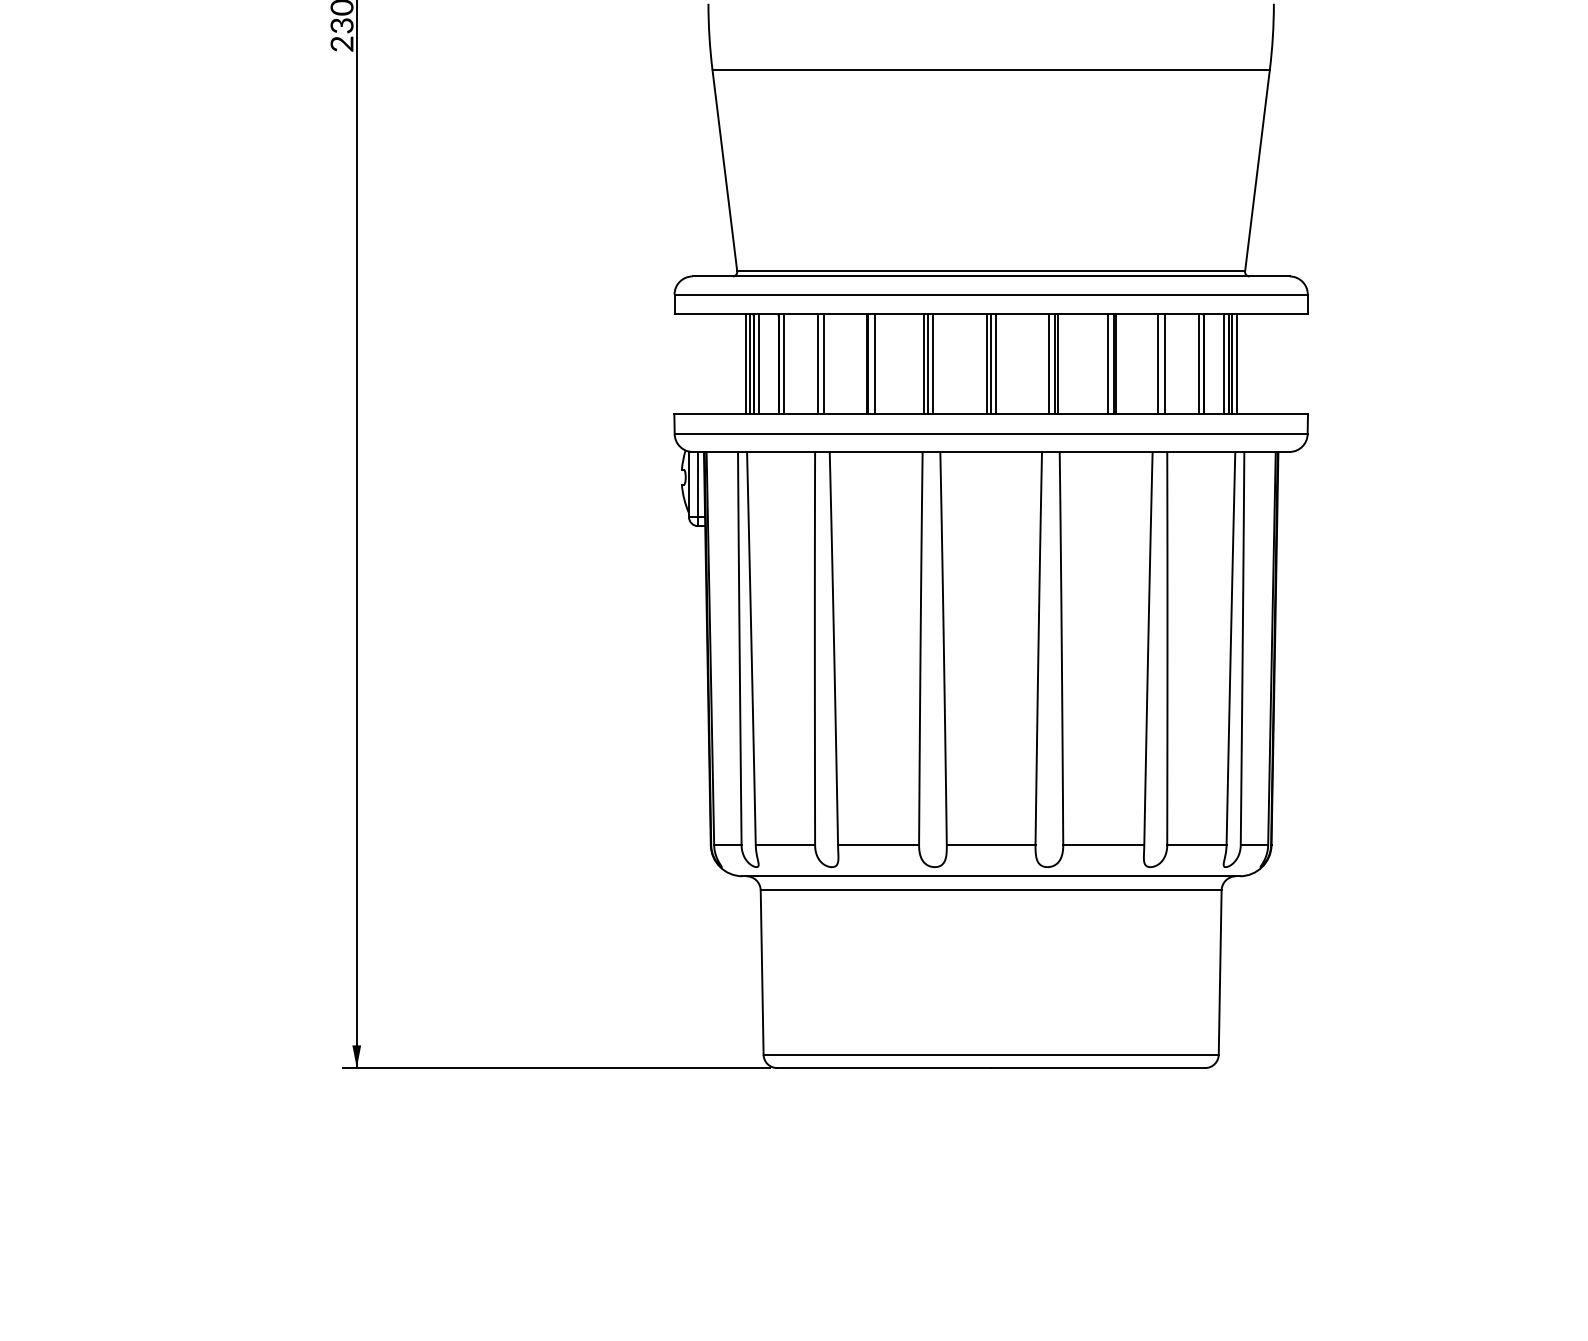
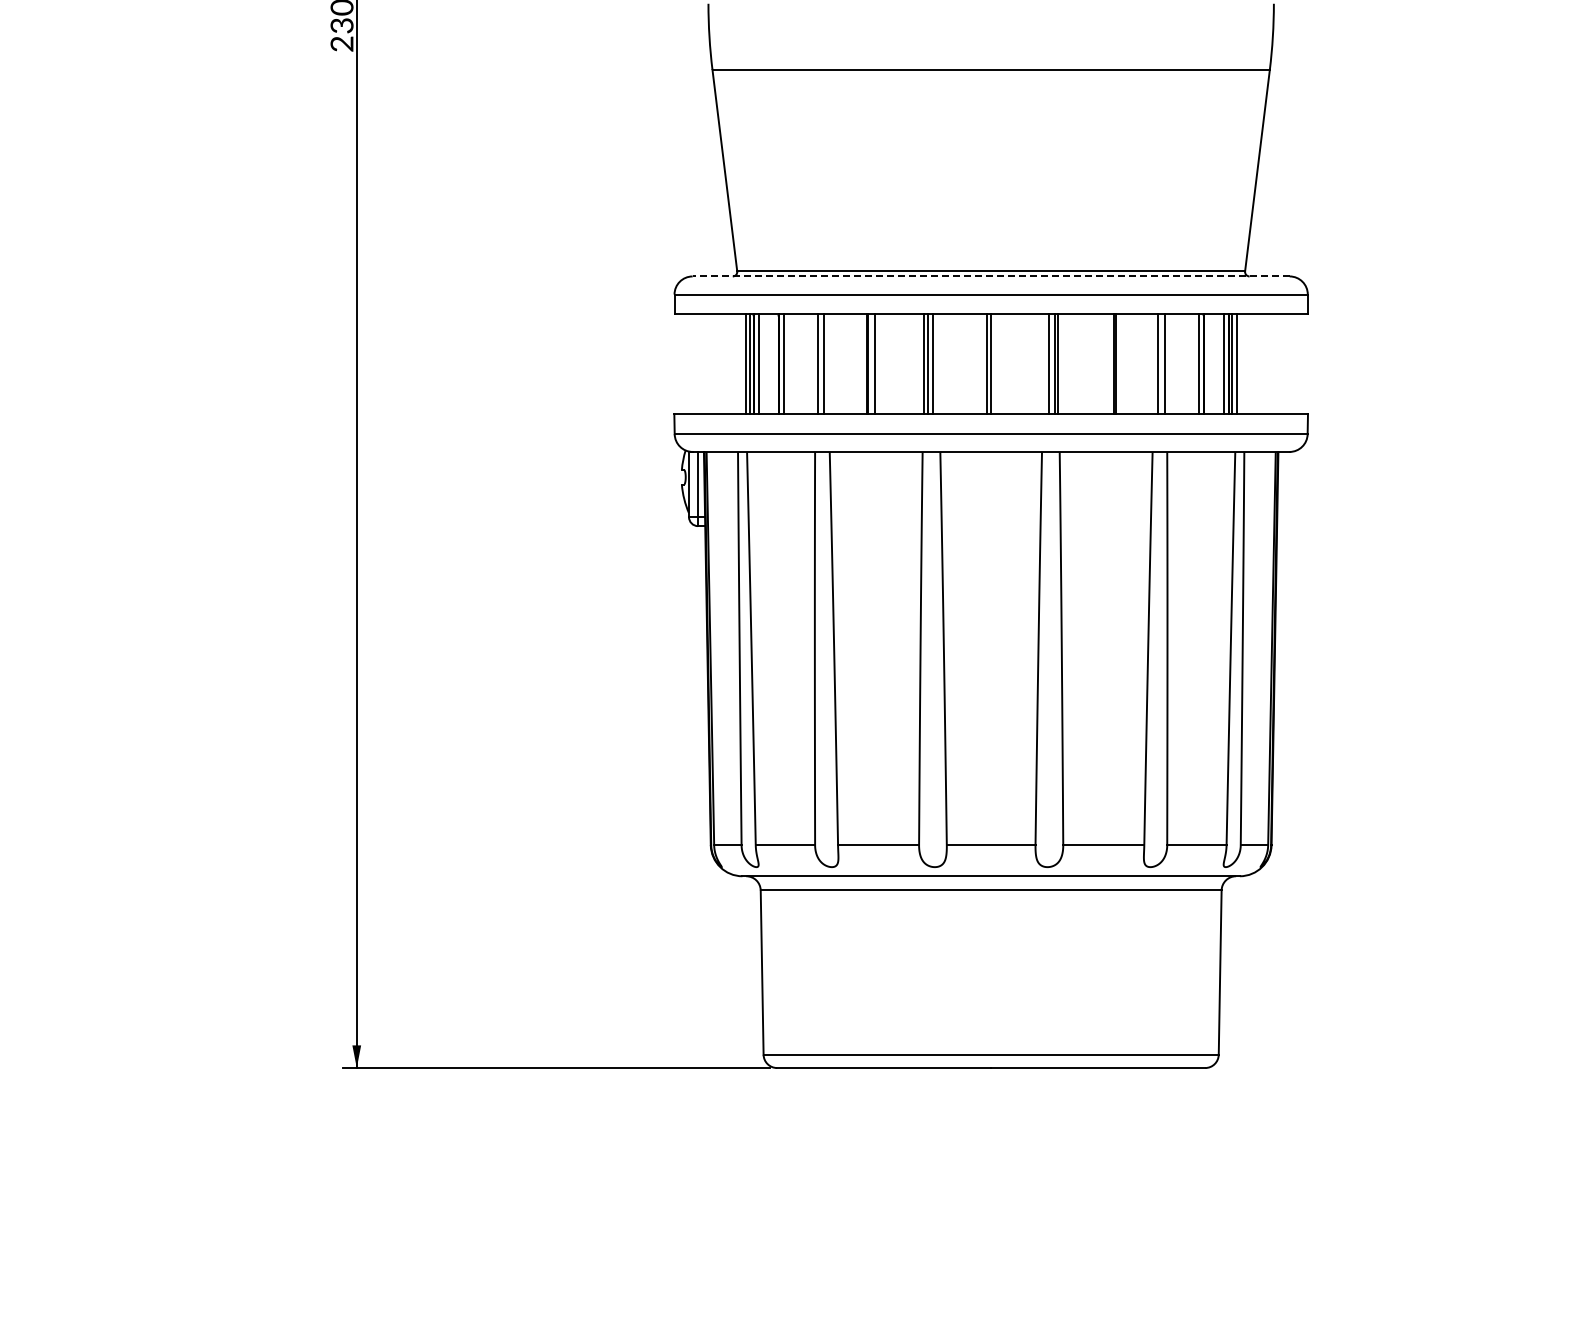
line: solid -> dashed (991, 276)
line: present -> none (995, 363)
line: present -> none (1107, 363)
